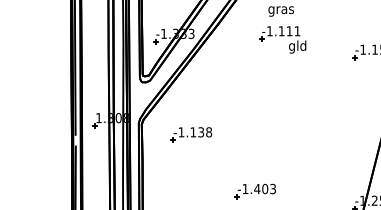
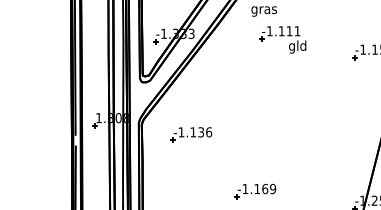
text position: (280, 11) -> (263, 11) (263, 11)
text: -1.138 -> -1.136 (209, 132)
text: -1.403 -> -1.169 (265, 188)
